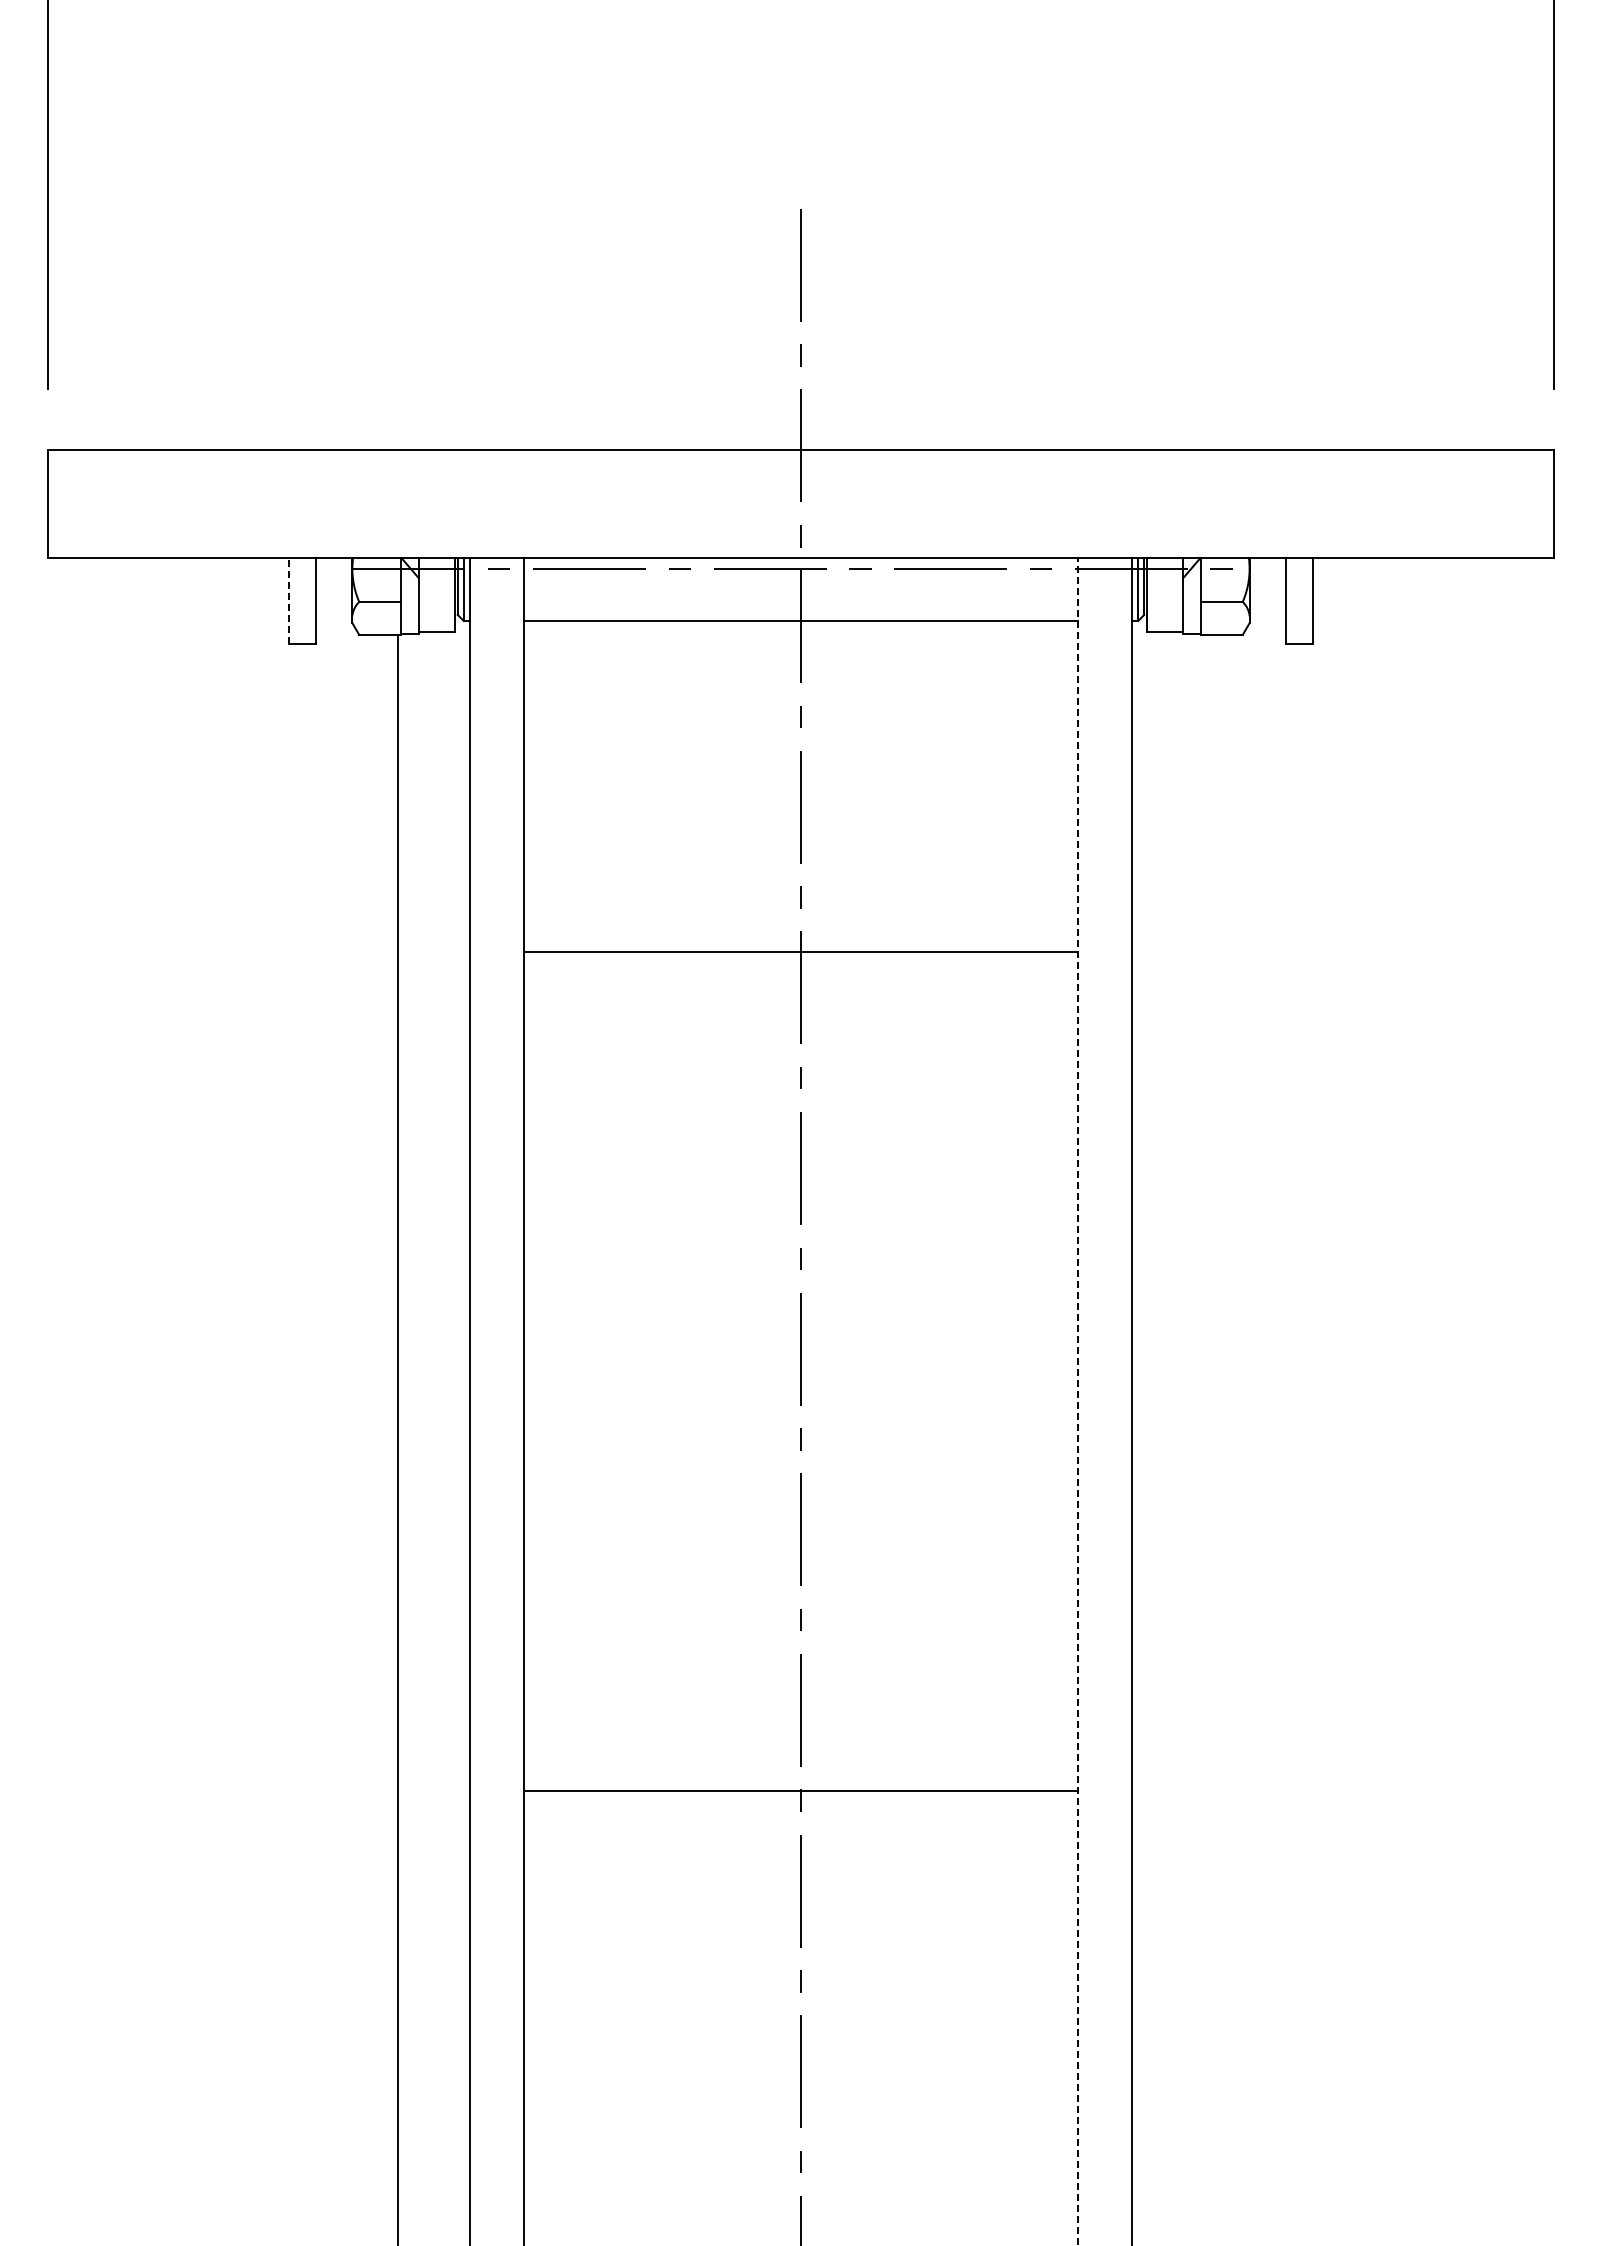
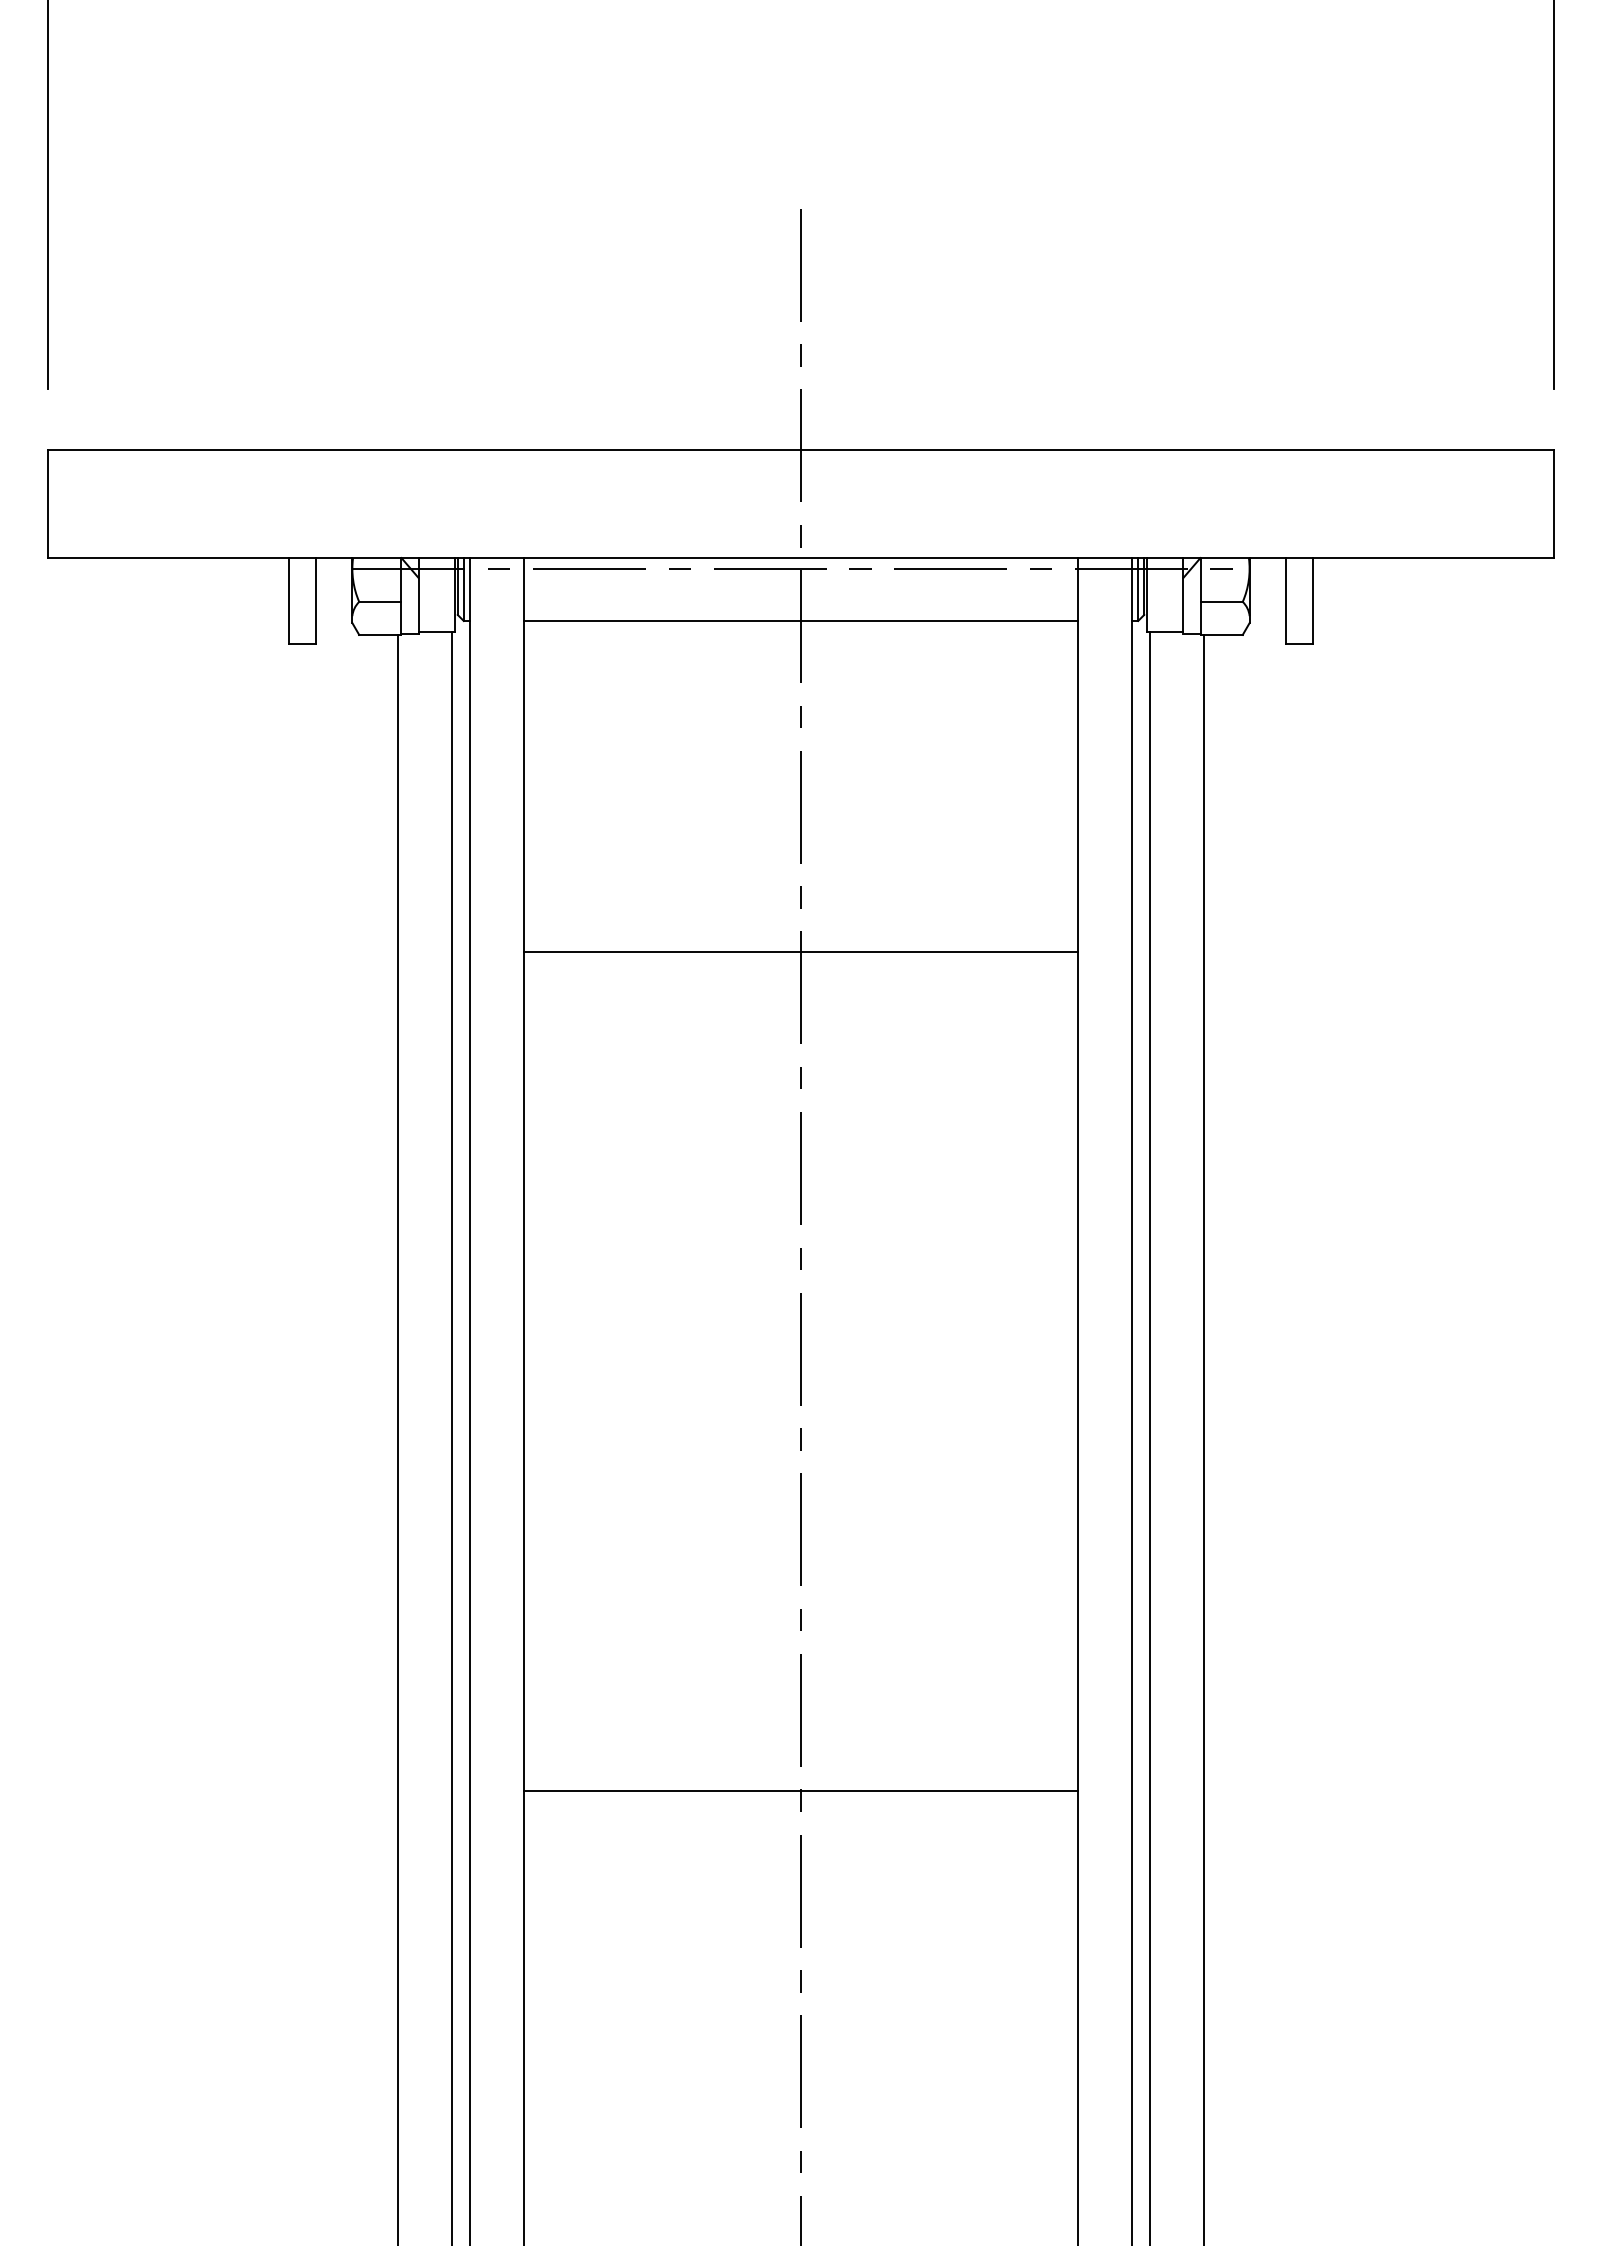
line: dashed -> solid (289, 600)
line: dashed -> solid (1077, 1401)
line: none -> present (451, 1437)
line: none -> present (1150, 1437)
line: none -> present (1204, 1438)
